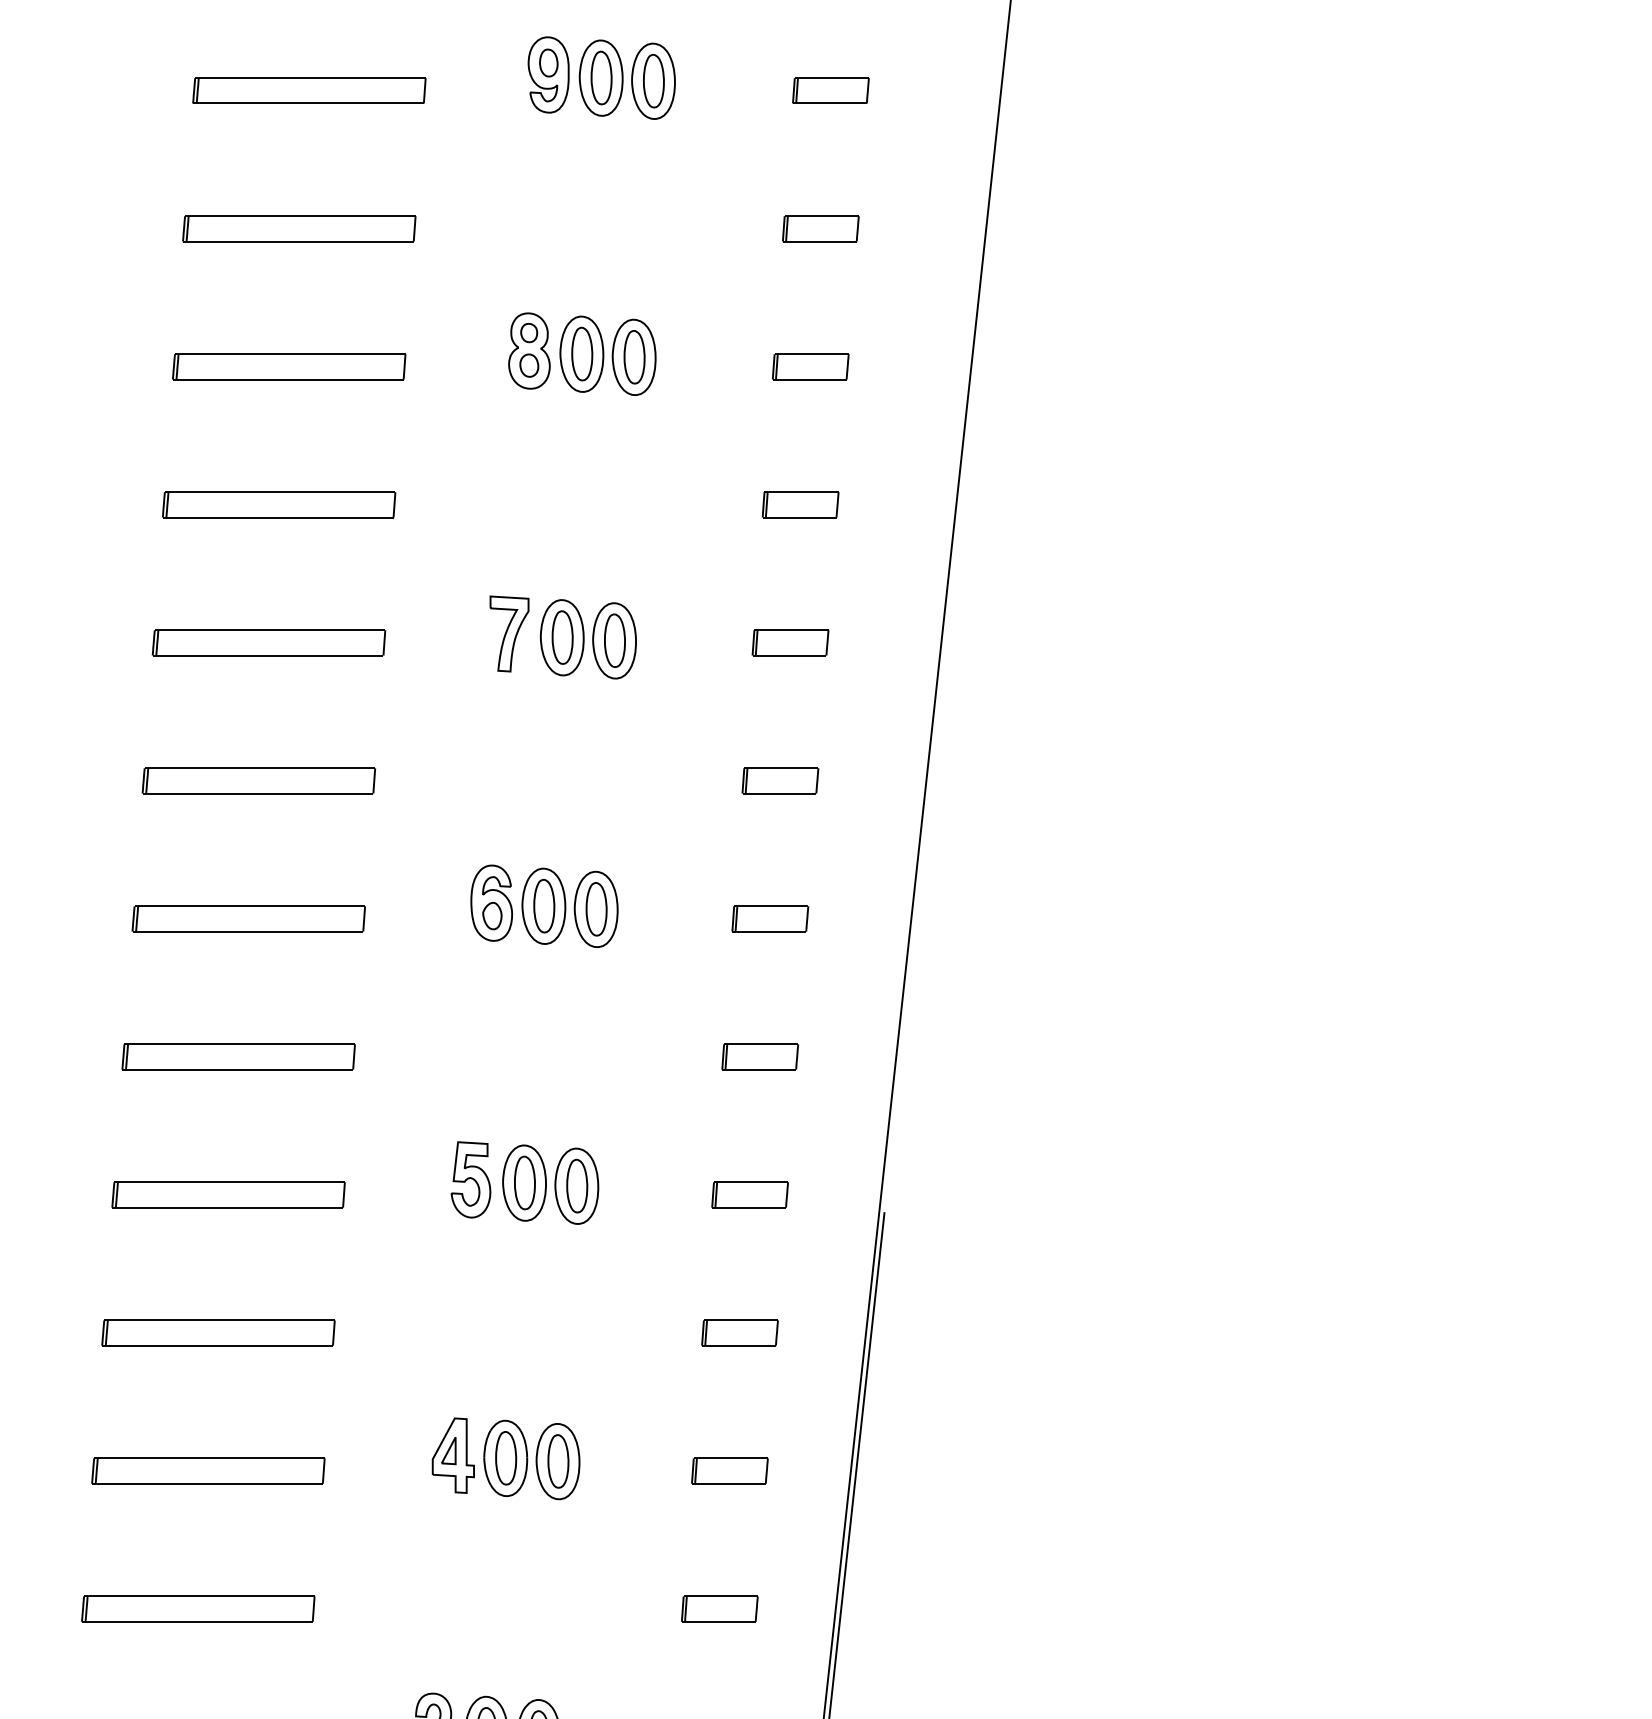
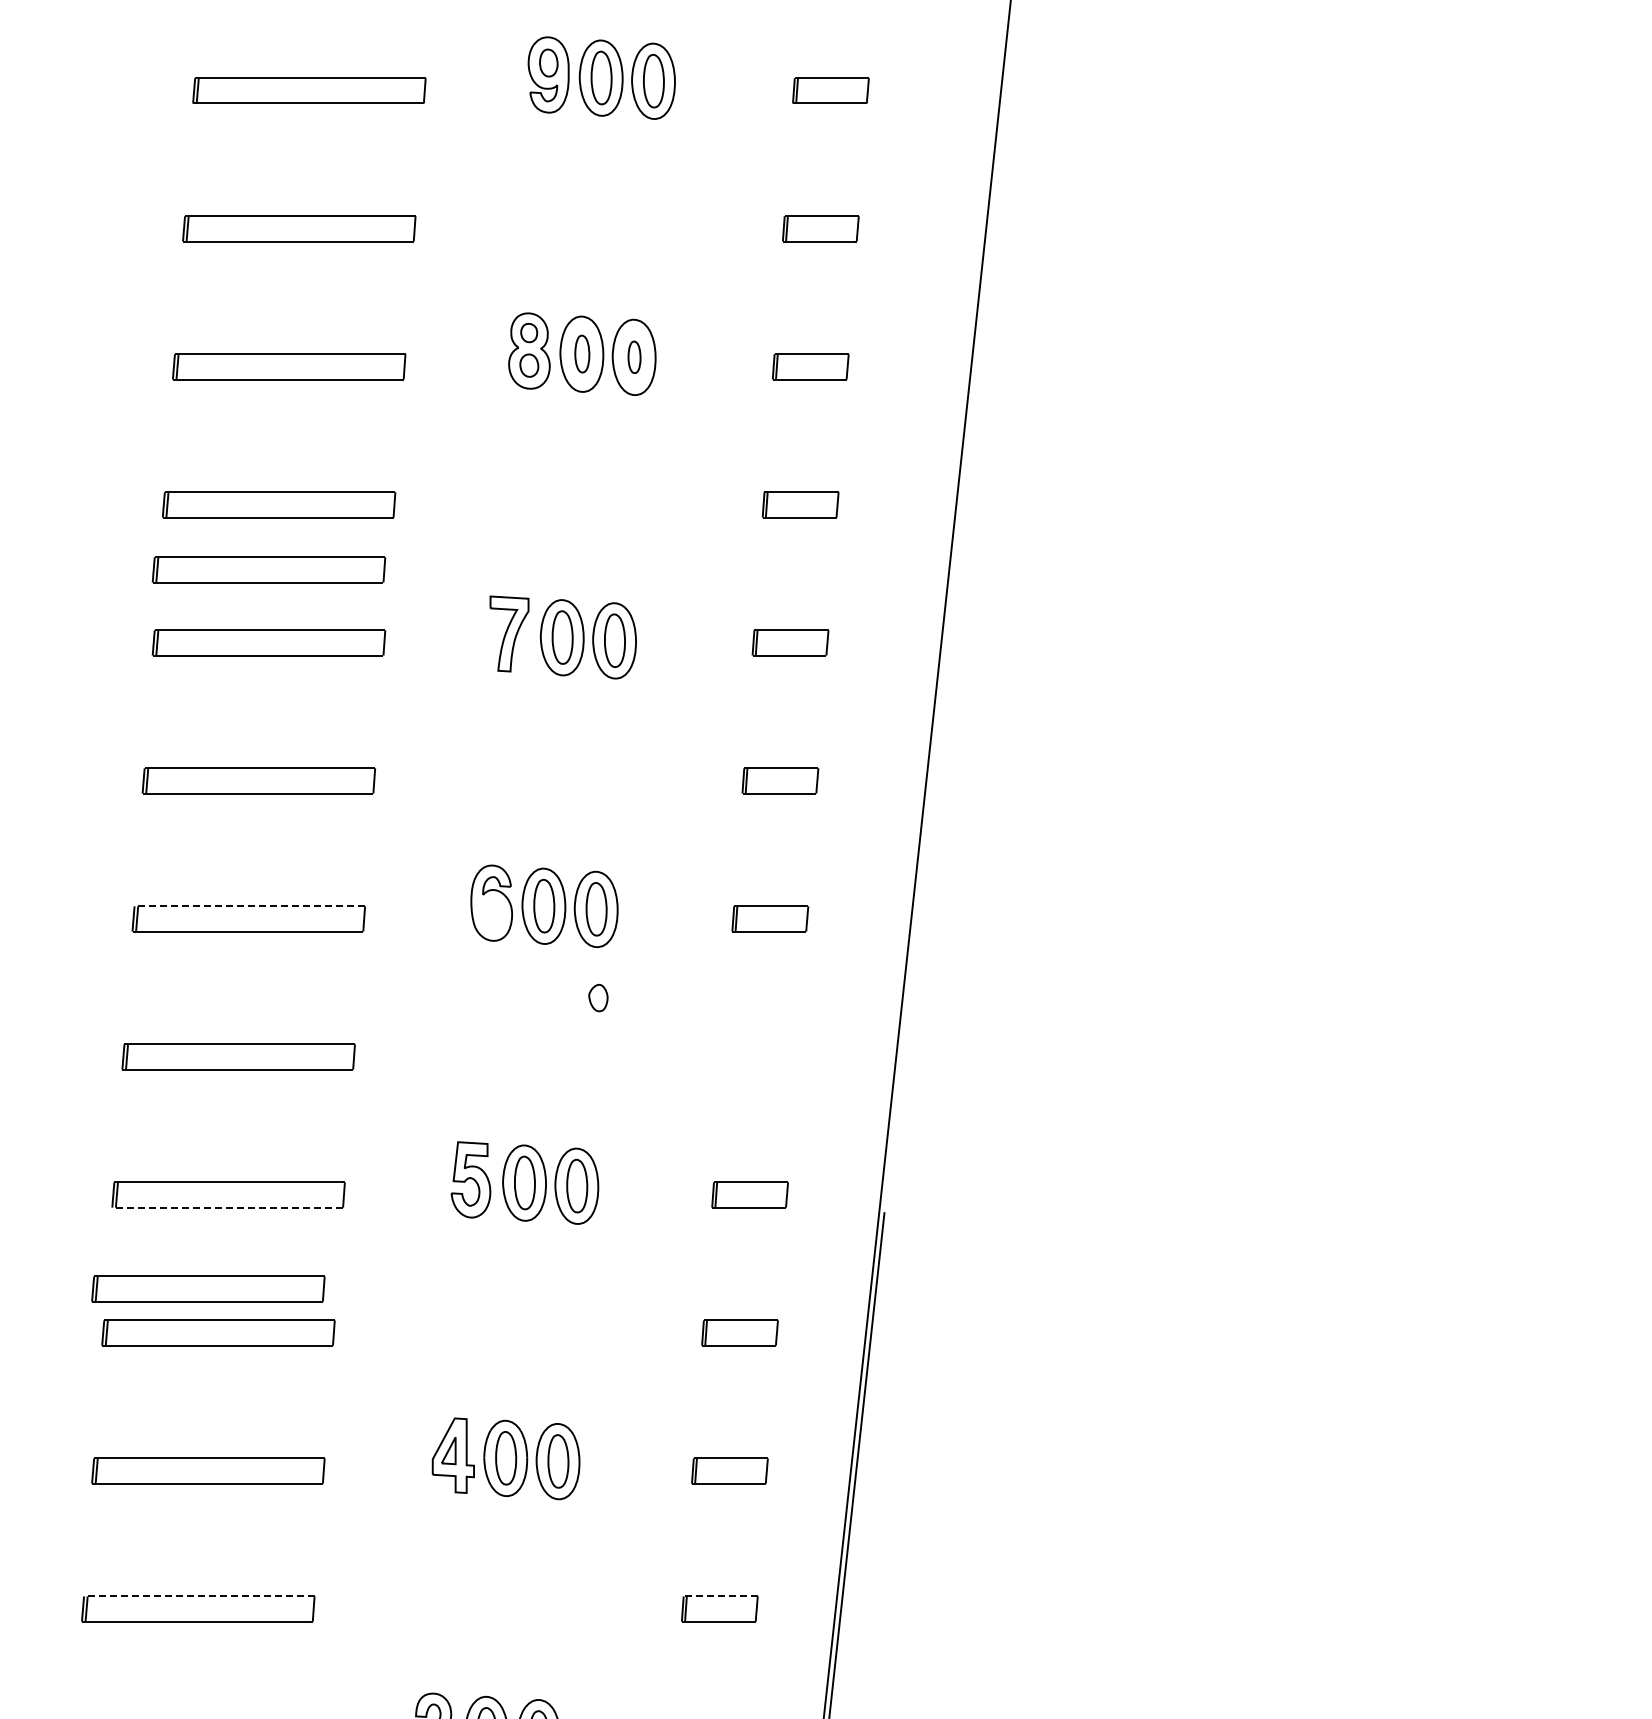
part size: 23x56 px -> 17x40 px (582, 353)
part size: 23x55 px -> 15x34 px (634, 356)
part: none -> present (268, 569)
line: solid -> dashed (249, 906)
part position: (492, 916) -> (598, 998) (598, 998)
part: present -> none (759, 1056)
line: solid -> dashed (227, 1207)
part: none -> present (208, 1288)
line: solid -> dashed (198, 1596)
line: solid -> dashed (720, 1596)
